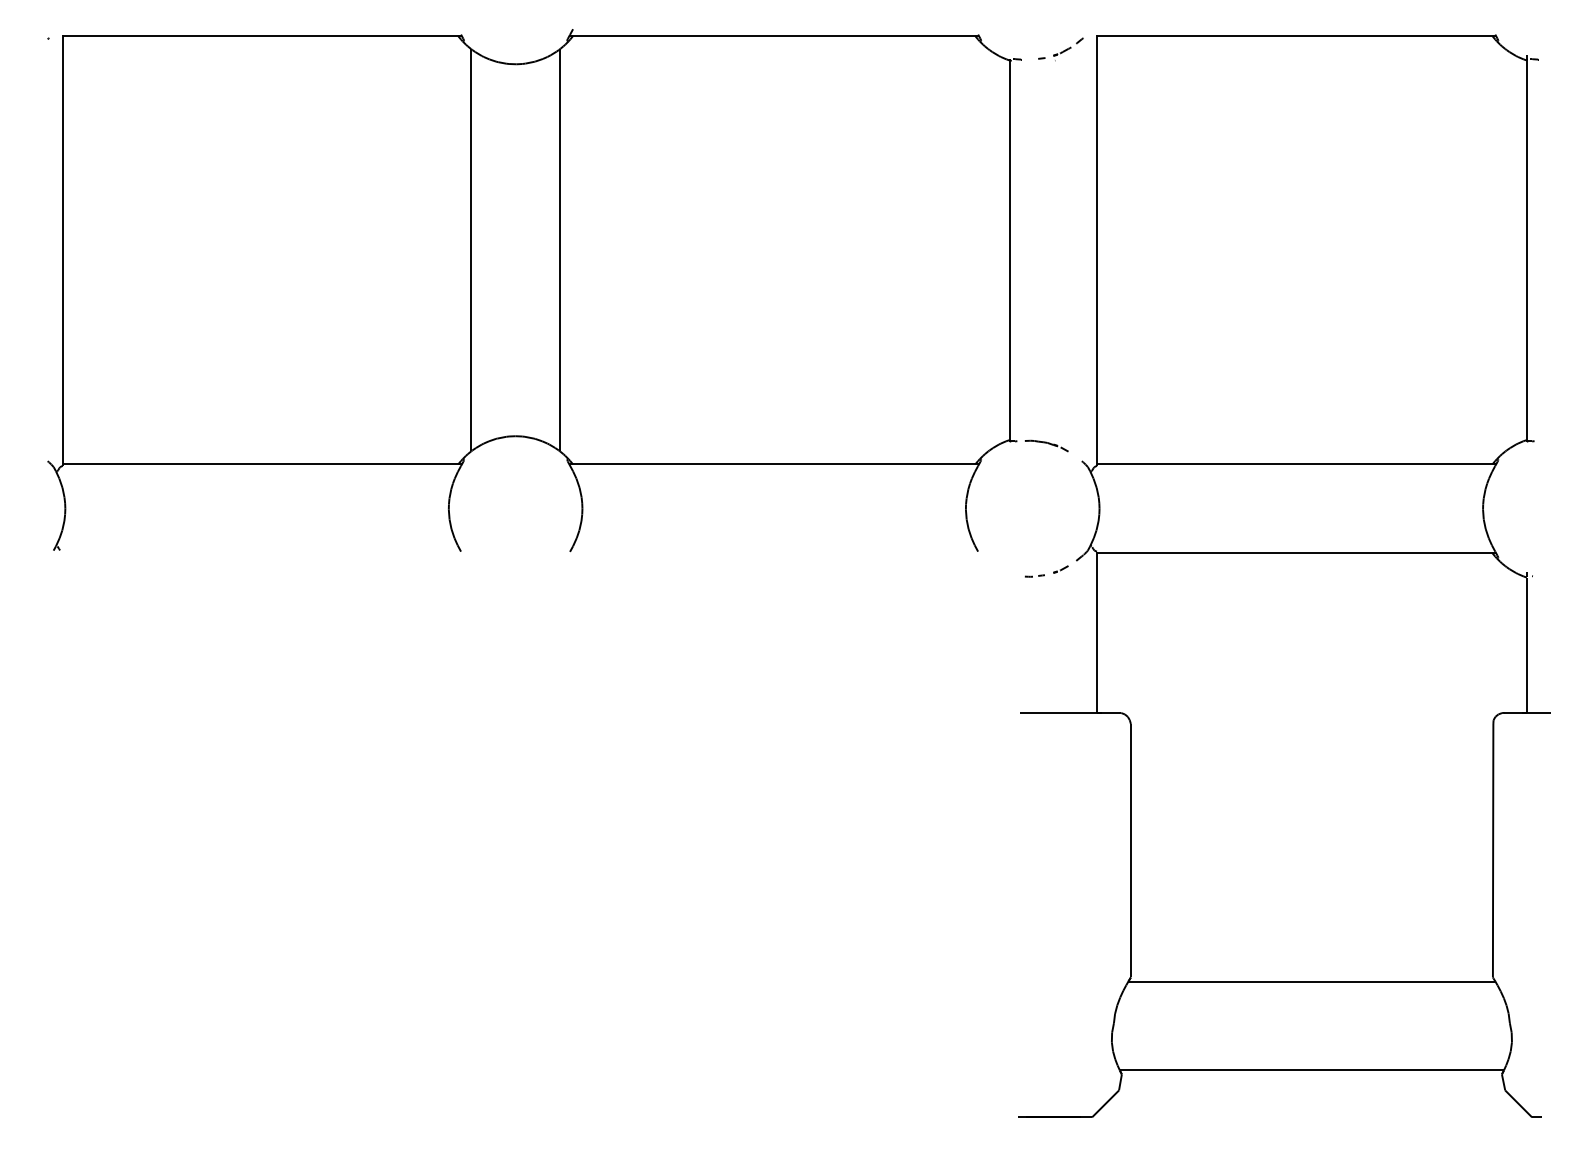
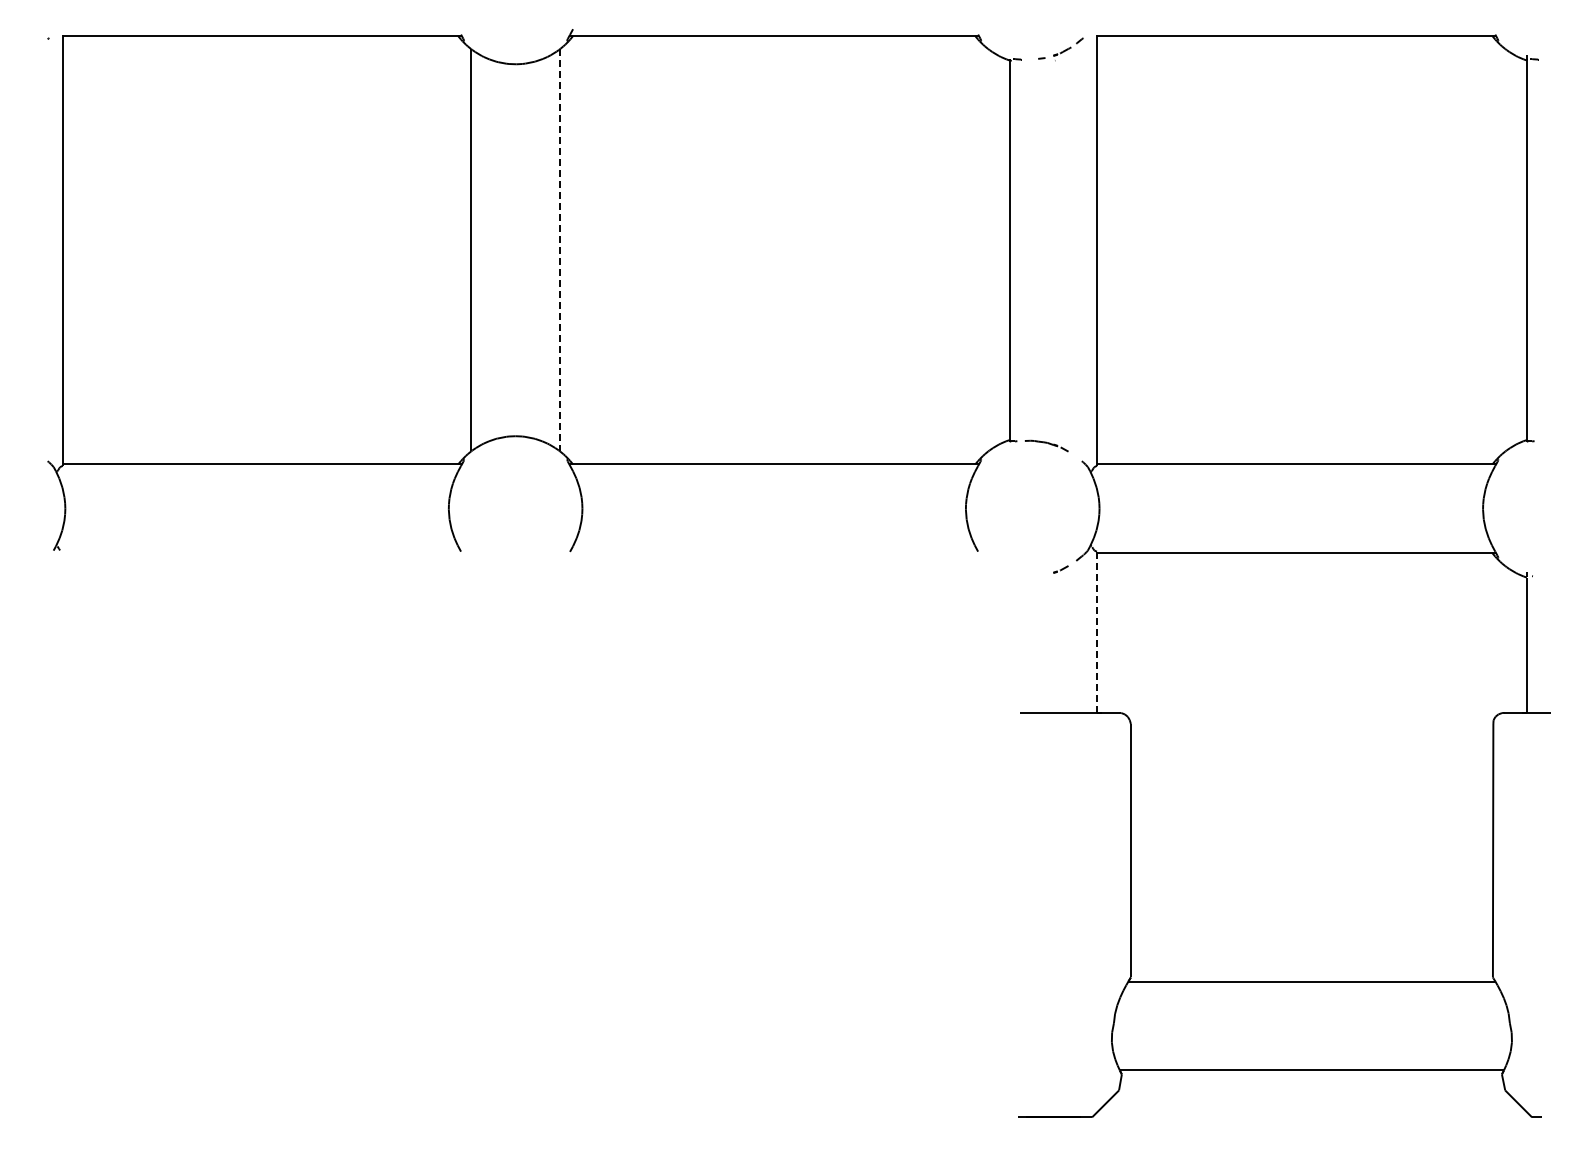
line: solid -> dashed (559, 250)
line: present -> none (1032, 575)
line: solid -> dashed (1097, 632)
